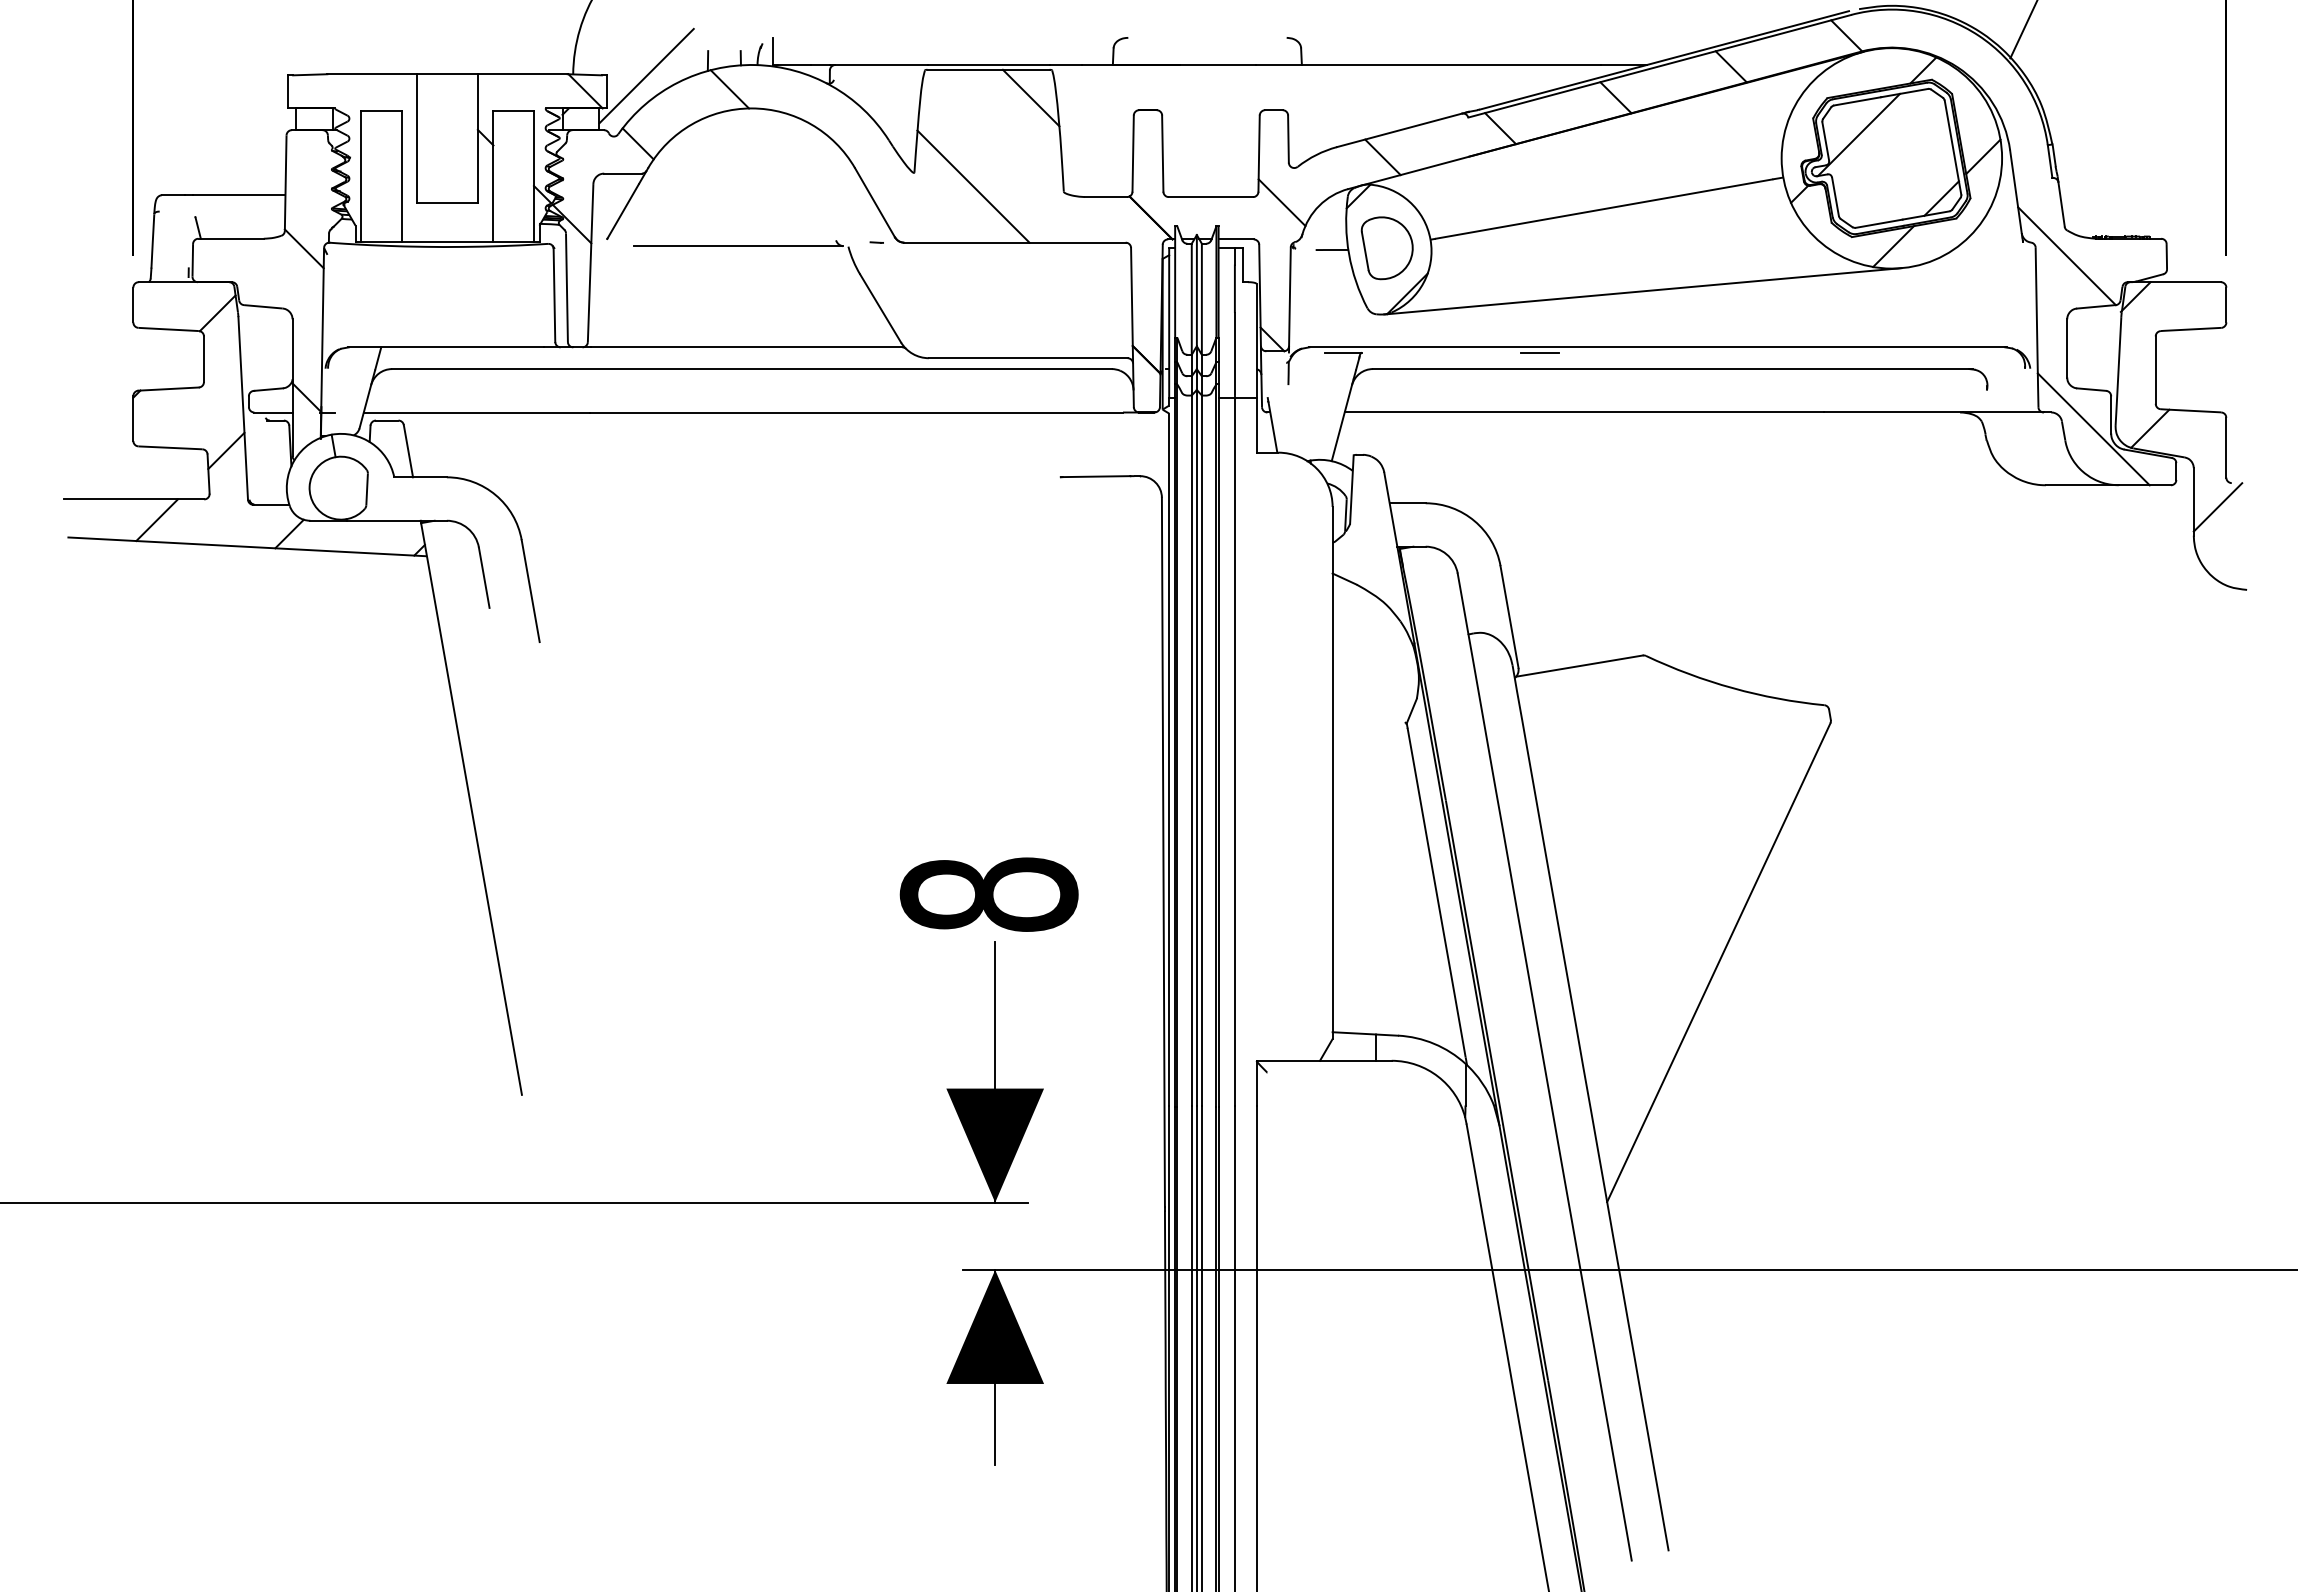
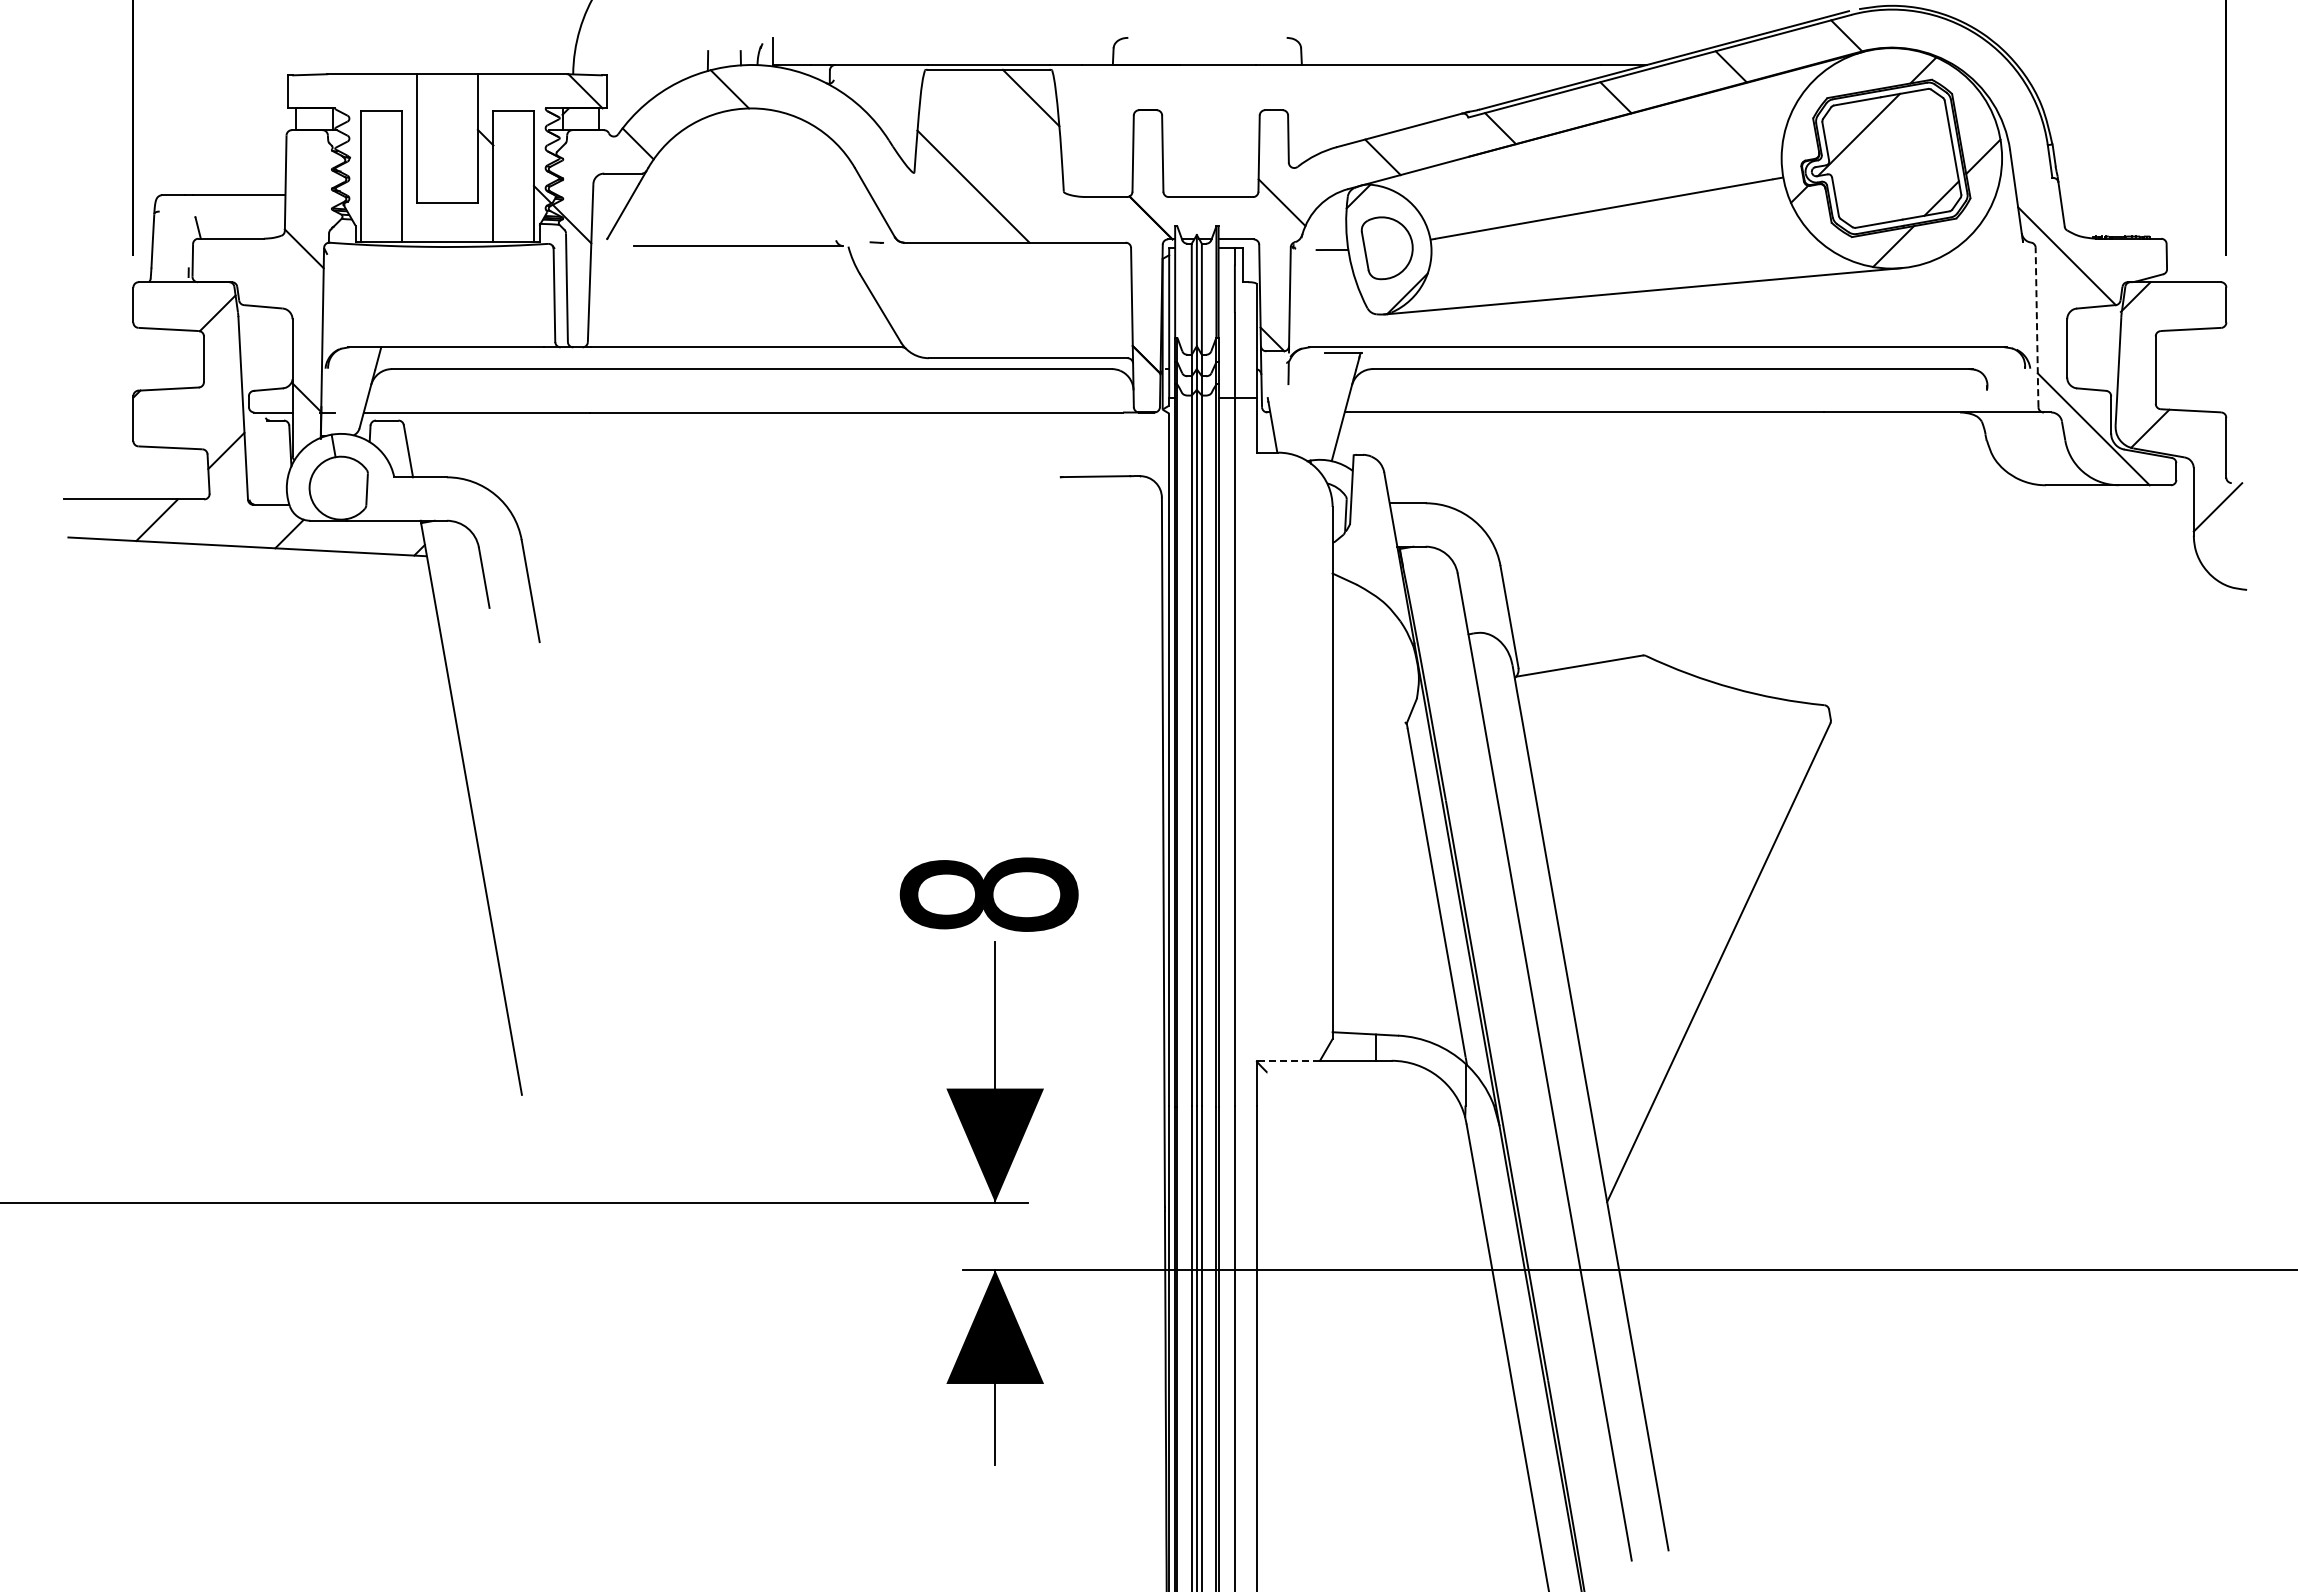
line: present -> none (2023, 30)
line: present -> none (646, 75)
line: solid -> dashed (2037, 327)
line: present -> none (1539, 352)
line: solid -> dashed (1288, 1060)
